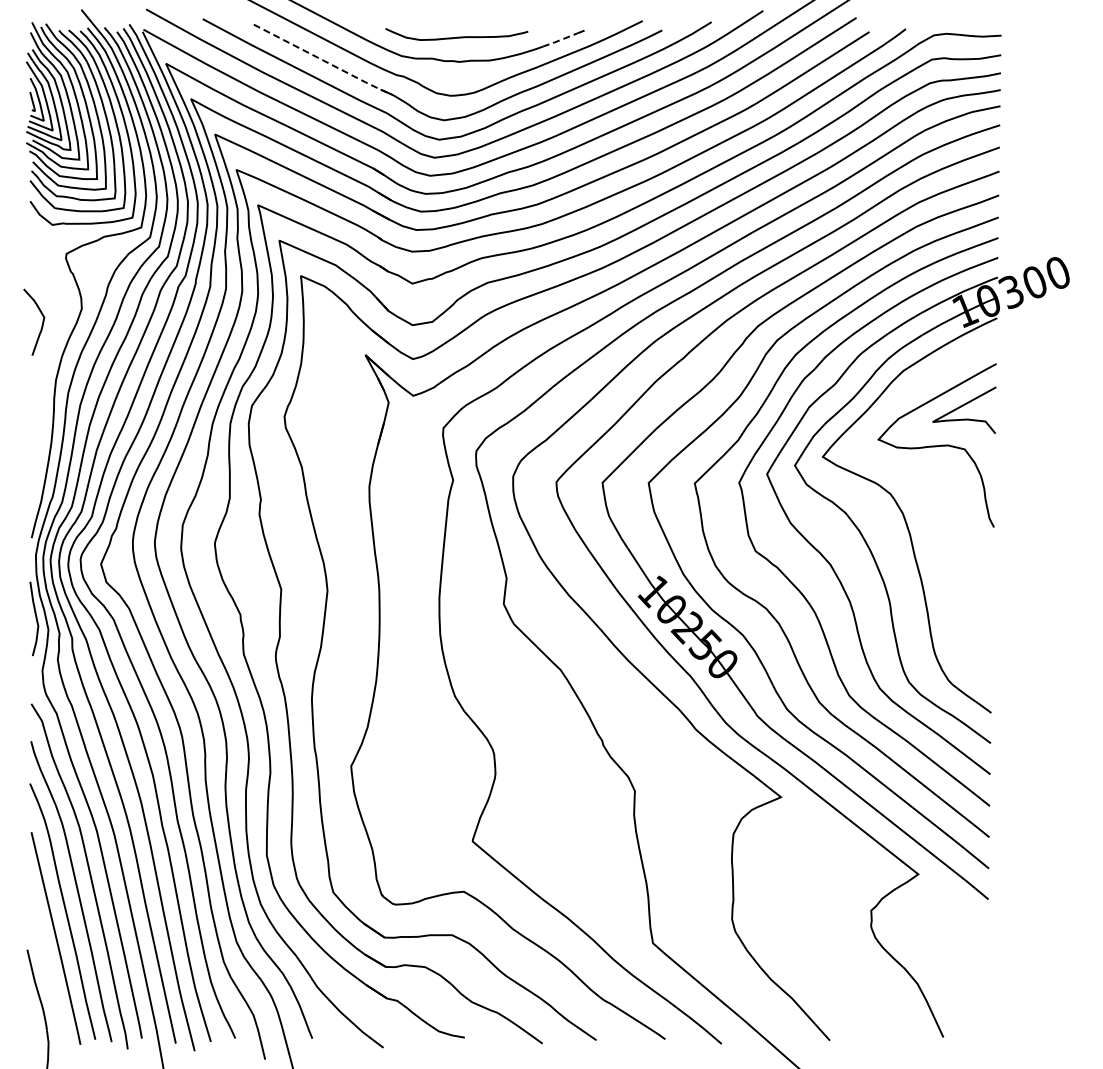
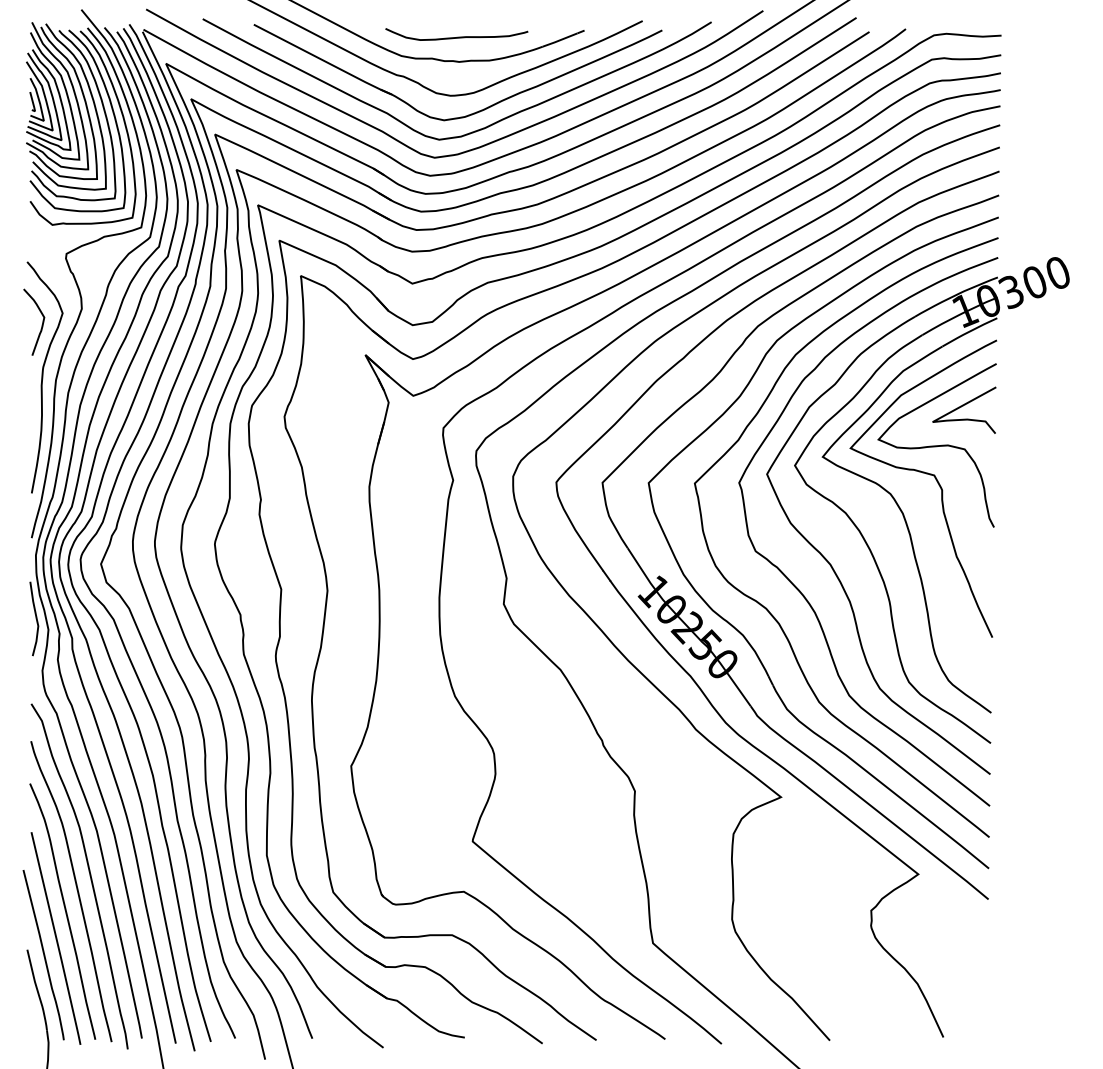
line: dashed -> solid (560, 40)
line: dashed -> solid (323, 60)
curve: none -> present (43, 377)
curve: none -> present (926, 474)
curve: none -> present (43, 955)
